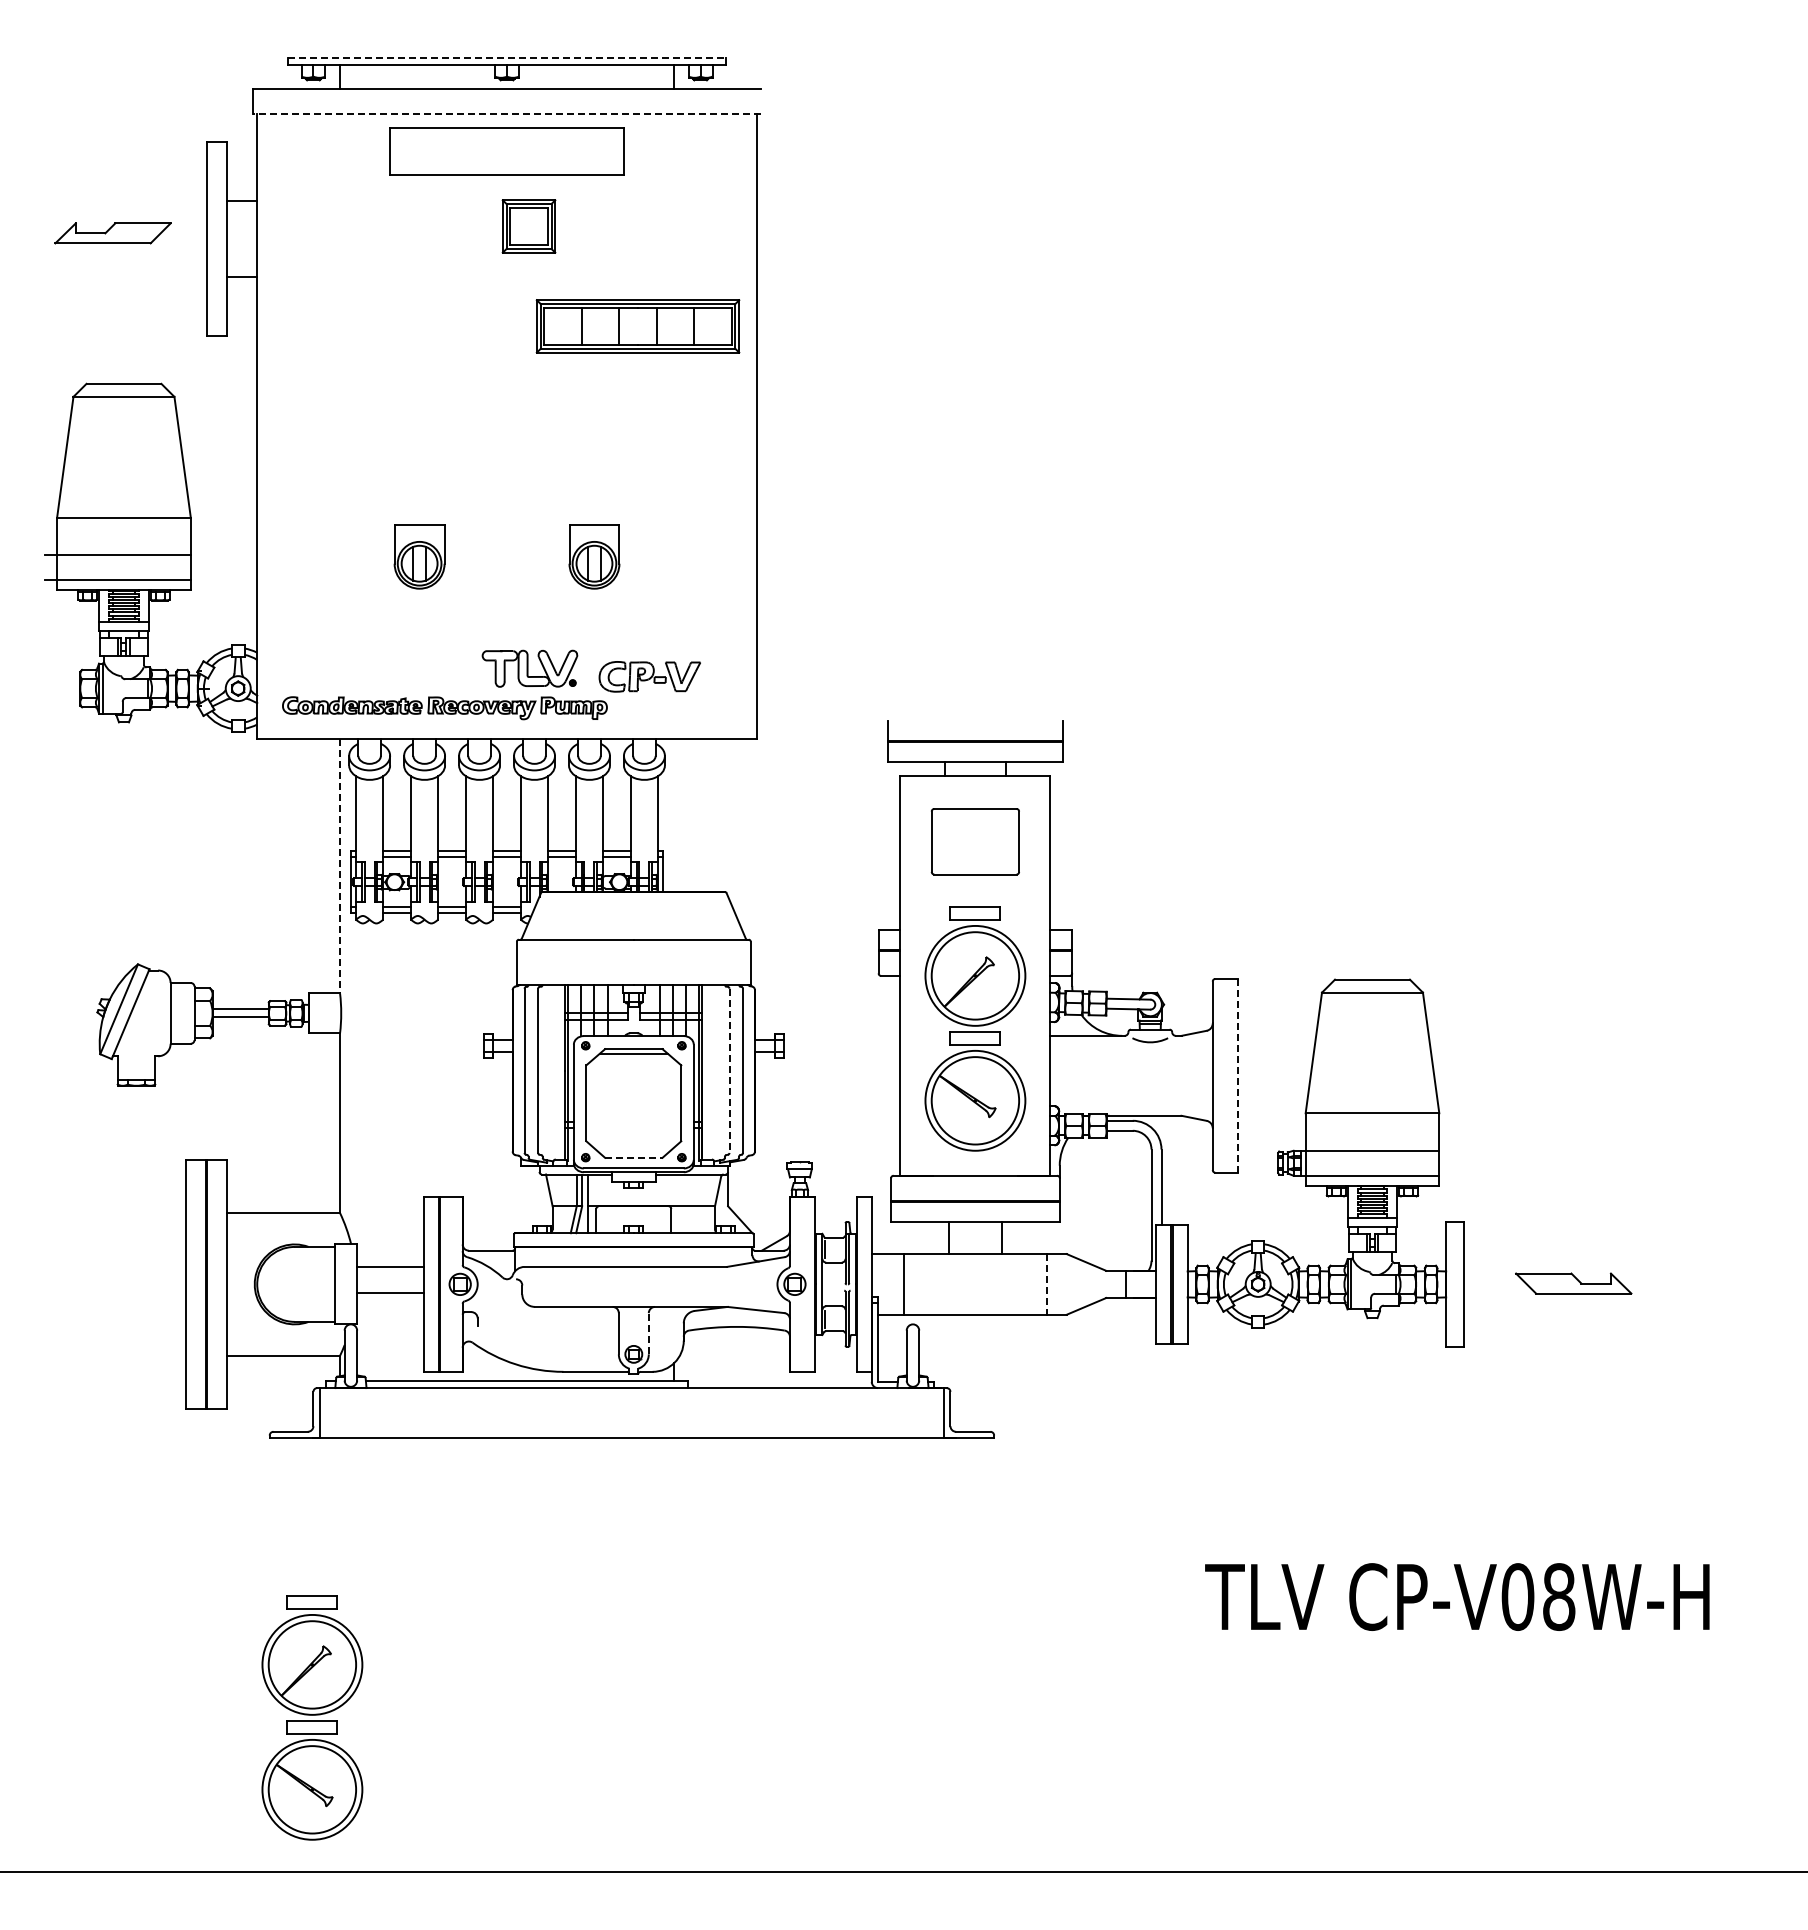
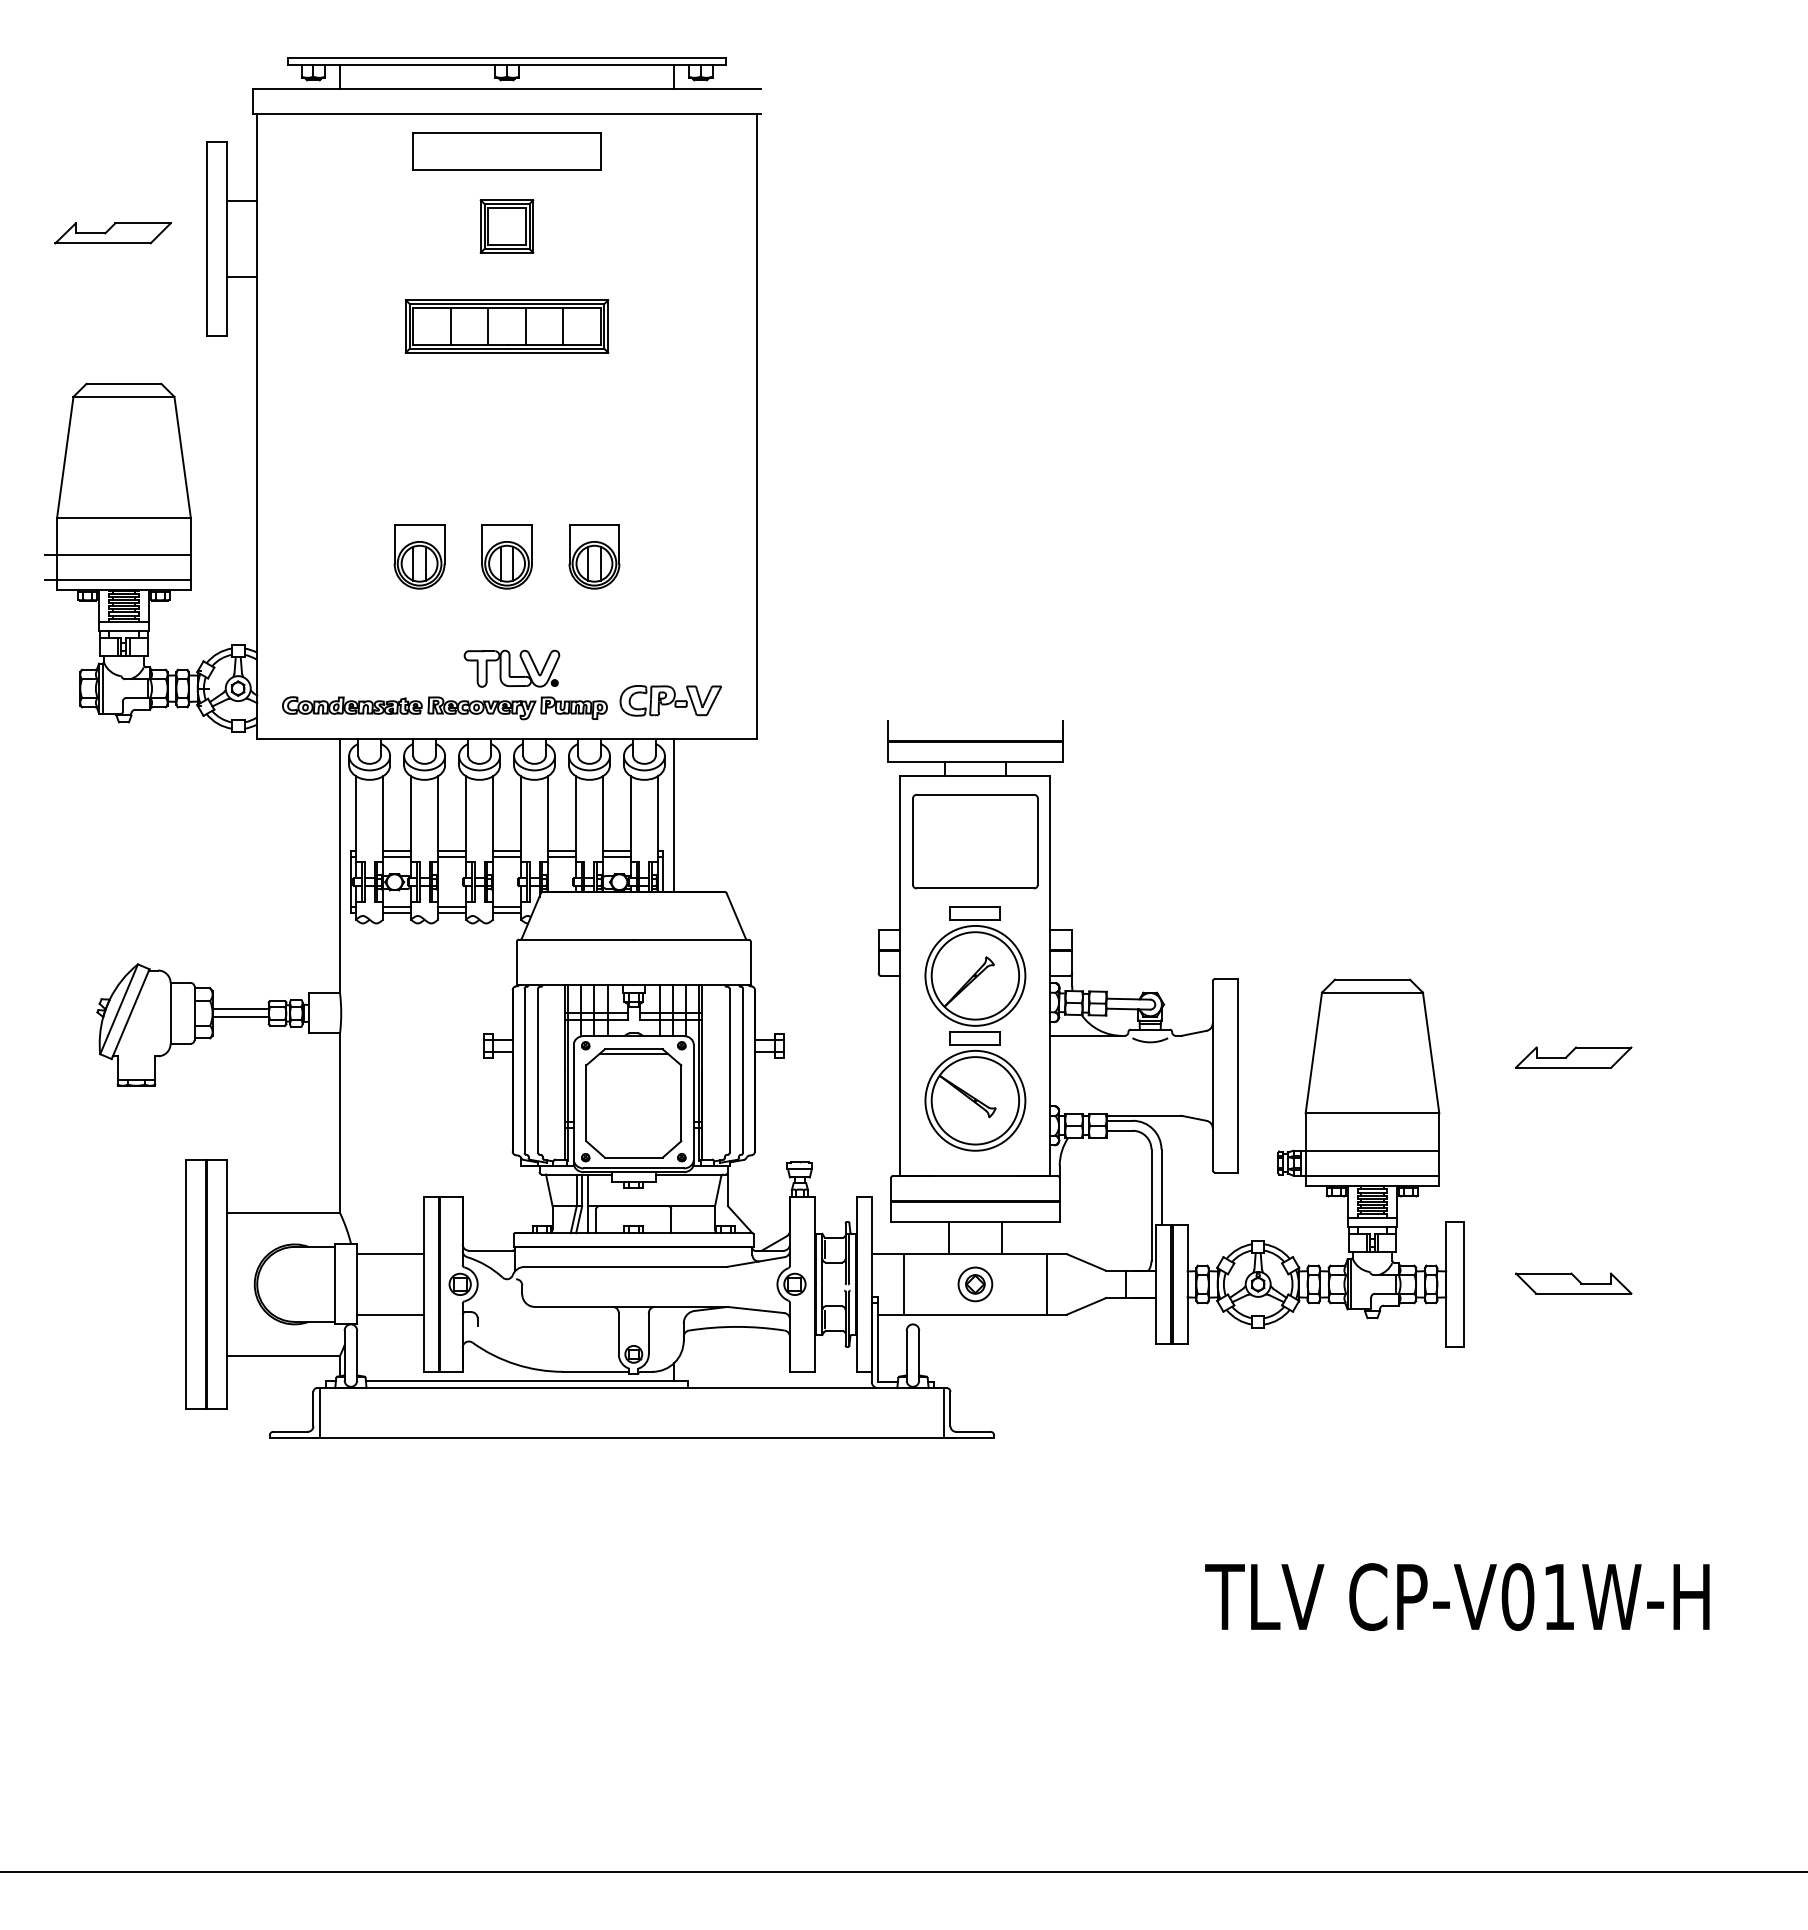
line: dashed -> solid (507, 57)
line: dashed -> solid (506, 114)
part size: 236x49 px -> 190x39 px (506, 151)
part position: (528, 226) -> (506, 226) (506, 226)
part position: (637, 326) -> (506, 326) (506, 326)
part: none -> present (506, 556)
part position: (529, 668) -> (511, 668) (511, 668)
part position: (649, 676) -> (670, 700) (670, 700)
line: none -> present (674, 815)
part size: 90x68 px -> 127x96 px (975, 841)
line: dashed -> solid (340, 866)
part: none -> present (1573, 1057)
line: dashed -> solid (729, 1071)
line: dashed -> solid (1237, 1075)
line: dashed -> solid (633, 1157)
line position: (390, 1267) -> (390, 1254) (390, 1254)
part: none -> present (975, 1284)
line: dashed -> solid (1046, 1284)
line position: (390, 1292) -> (390, 1314) (390, 1314)
line: dashed -> solid (648, 1333)
text: CP-V08W-H -> CP-V01W-H (1559, 1596)
part: present -> none (312, 1717)
